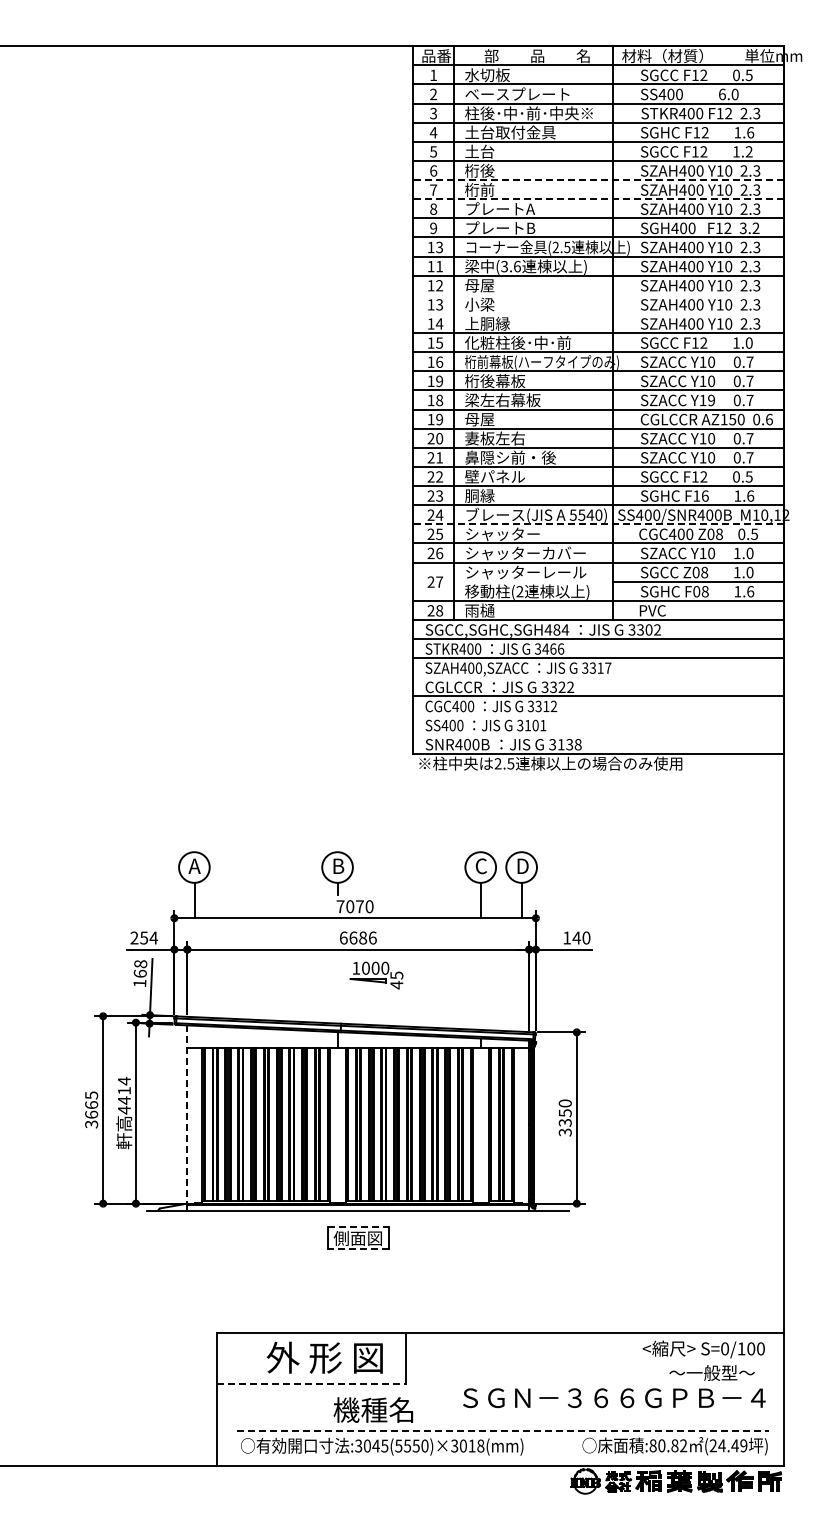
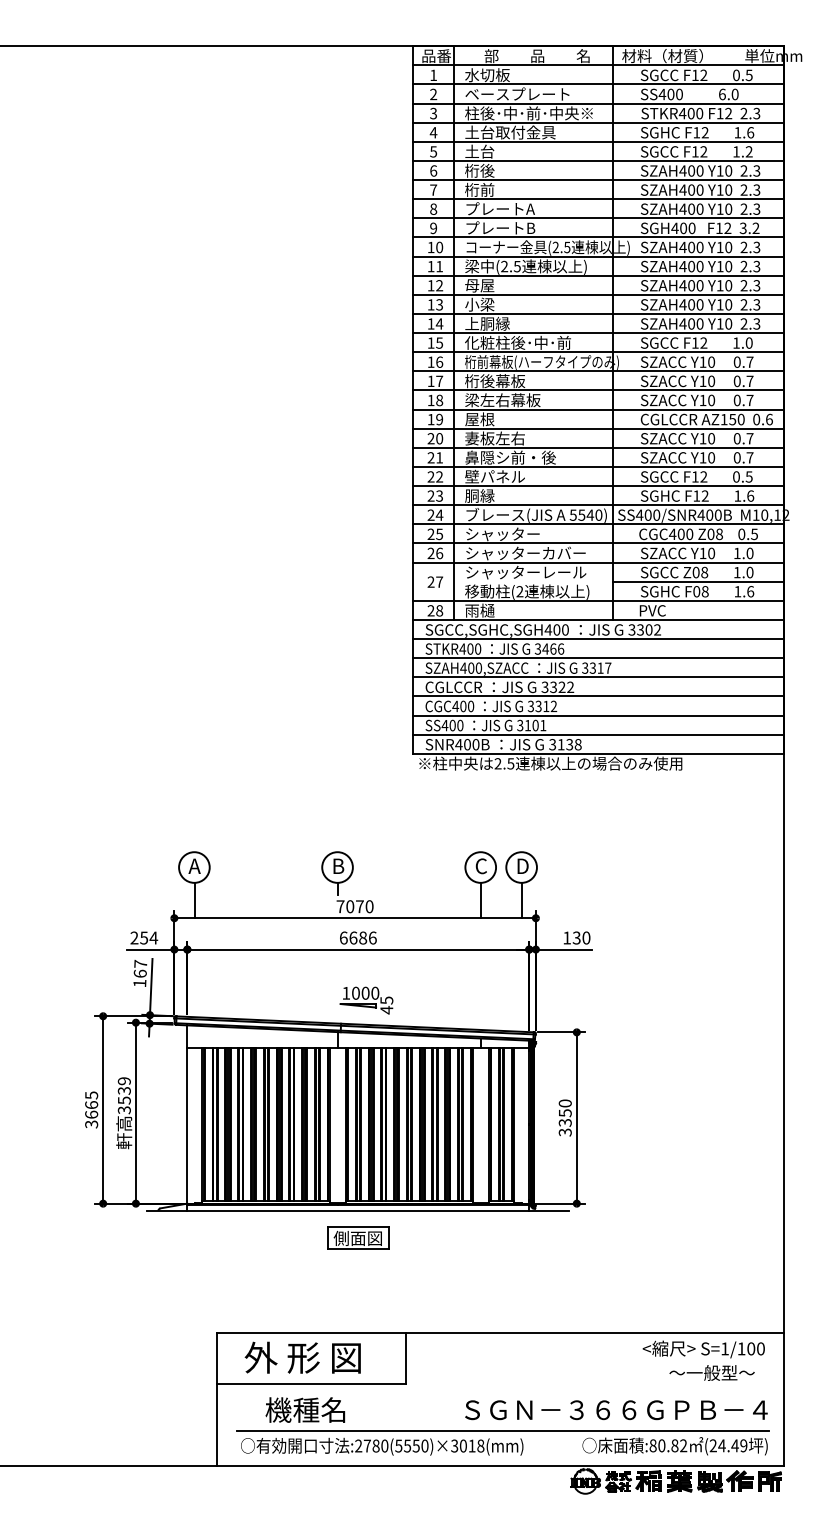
line: dashed -> solid (598, 180)
line: dashed -> solid (598, 199)
text: 13 -> 10 (439, 247)
text: (3.6 -> (2.5 (510, 266)
line: none -> present (598, 294)
line: none -> present (598, 313)
text: 19 -> 17 (439, 381)
text: Y19 -> Y10 (711, 400)
text: 母屋 -> 屋根 (479, 419)
text: F16 -> F12 (704, 495)
line: dashed -> solid (598, 524)
text: SGCC,SGHC,SGH484 -> SGCC,SGHC,SGH400 (561, 629)
line: none -> present (598, 677)
line: none -> present (598, 715)
line: none -> present (598, 734)
text: 140 -> 130 (576, 937)
text: 168 -> 167 (140, 963)
part position: (376, 975) -> (366, 1000) (366, 1000)
text: 4414 -> 3539 (123, 1095)
line: dashed -> solid (187, 1115)
line: dashed -> solid (358, 1227)
line: dashed -> solid (358, 1249)
text: S=0/100 -> S=1/100 (724, 1348)
text position: (324, 1357) -> (302, 1357) (302, 1357)
line: dashed -> solid (311, 1384)
text position: (614, 1398) -> (616, 1410) (616, 1410)
text position: (373, 1409) -> (305, 1409) (305, 1409)
line: dashed -> solid (503, 1430)
text: :3045(5550)×3018(mm) -> :2780(5550)×3018(mm) (371, 1445)
